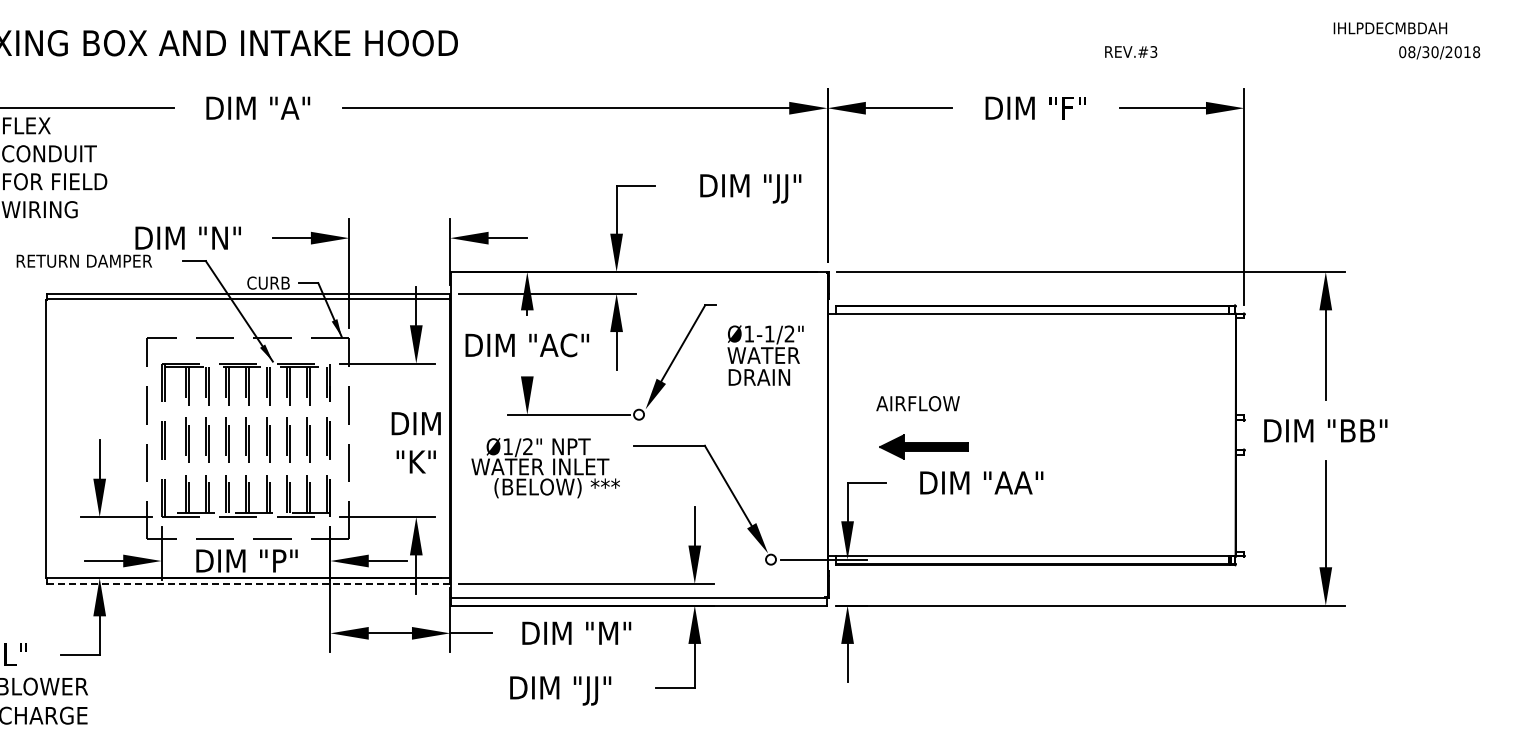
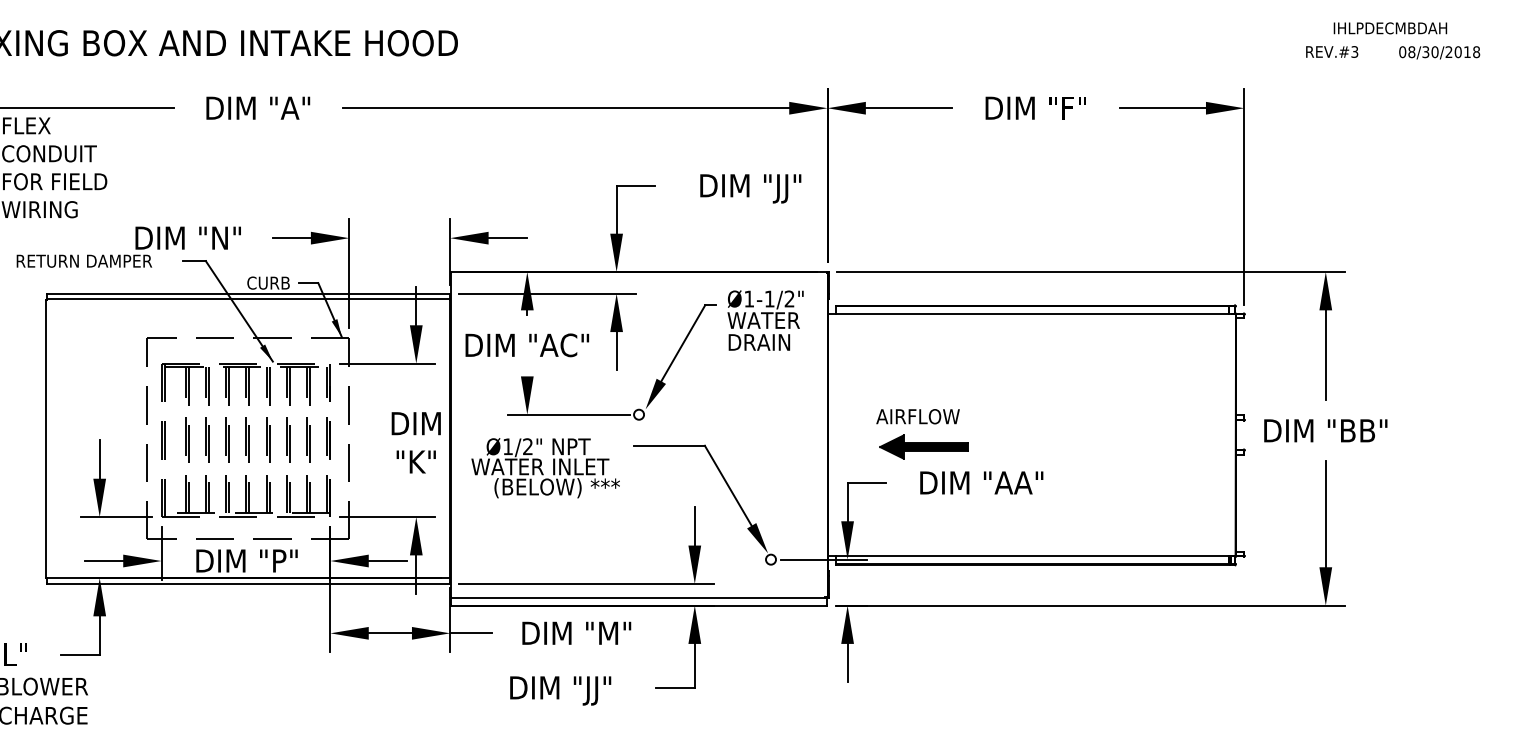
text position: (1131, 51) -> (1332, 51) (1332, 51)
text position: (765, 355) -> (765, 320) (765, 320)
text position: (917, 403) -> (917, 416) (917, 416)
line: dashed -> solid (248, 583)
